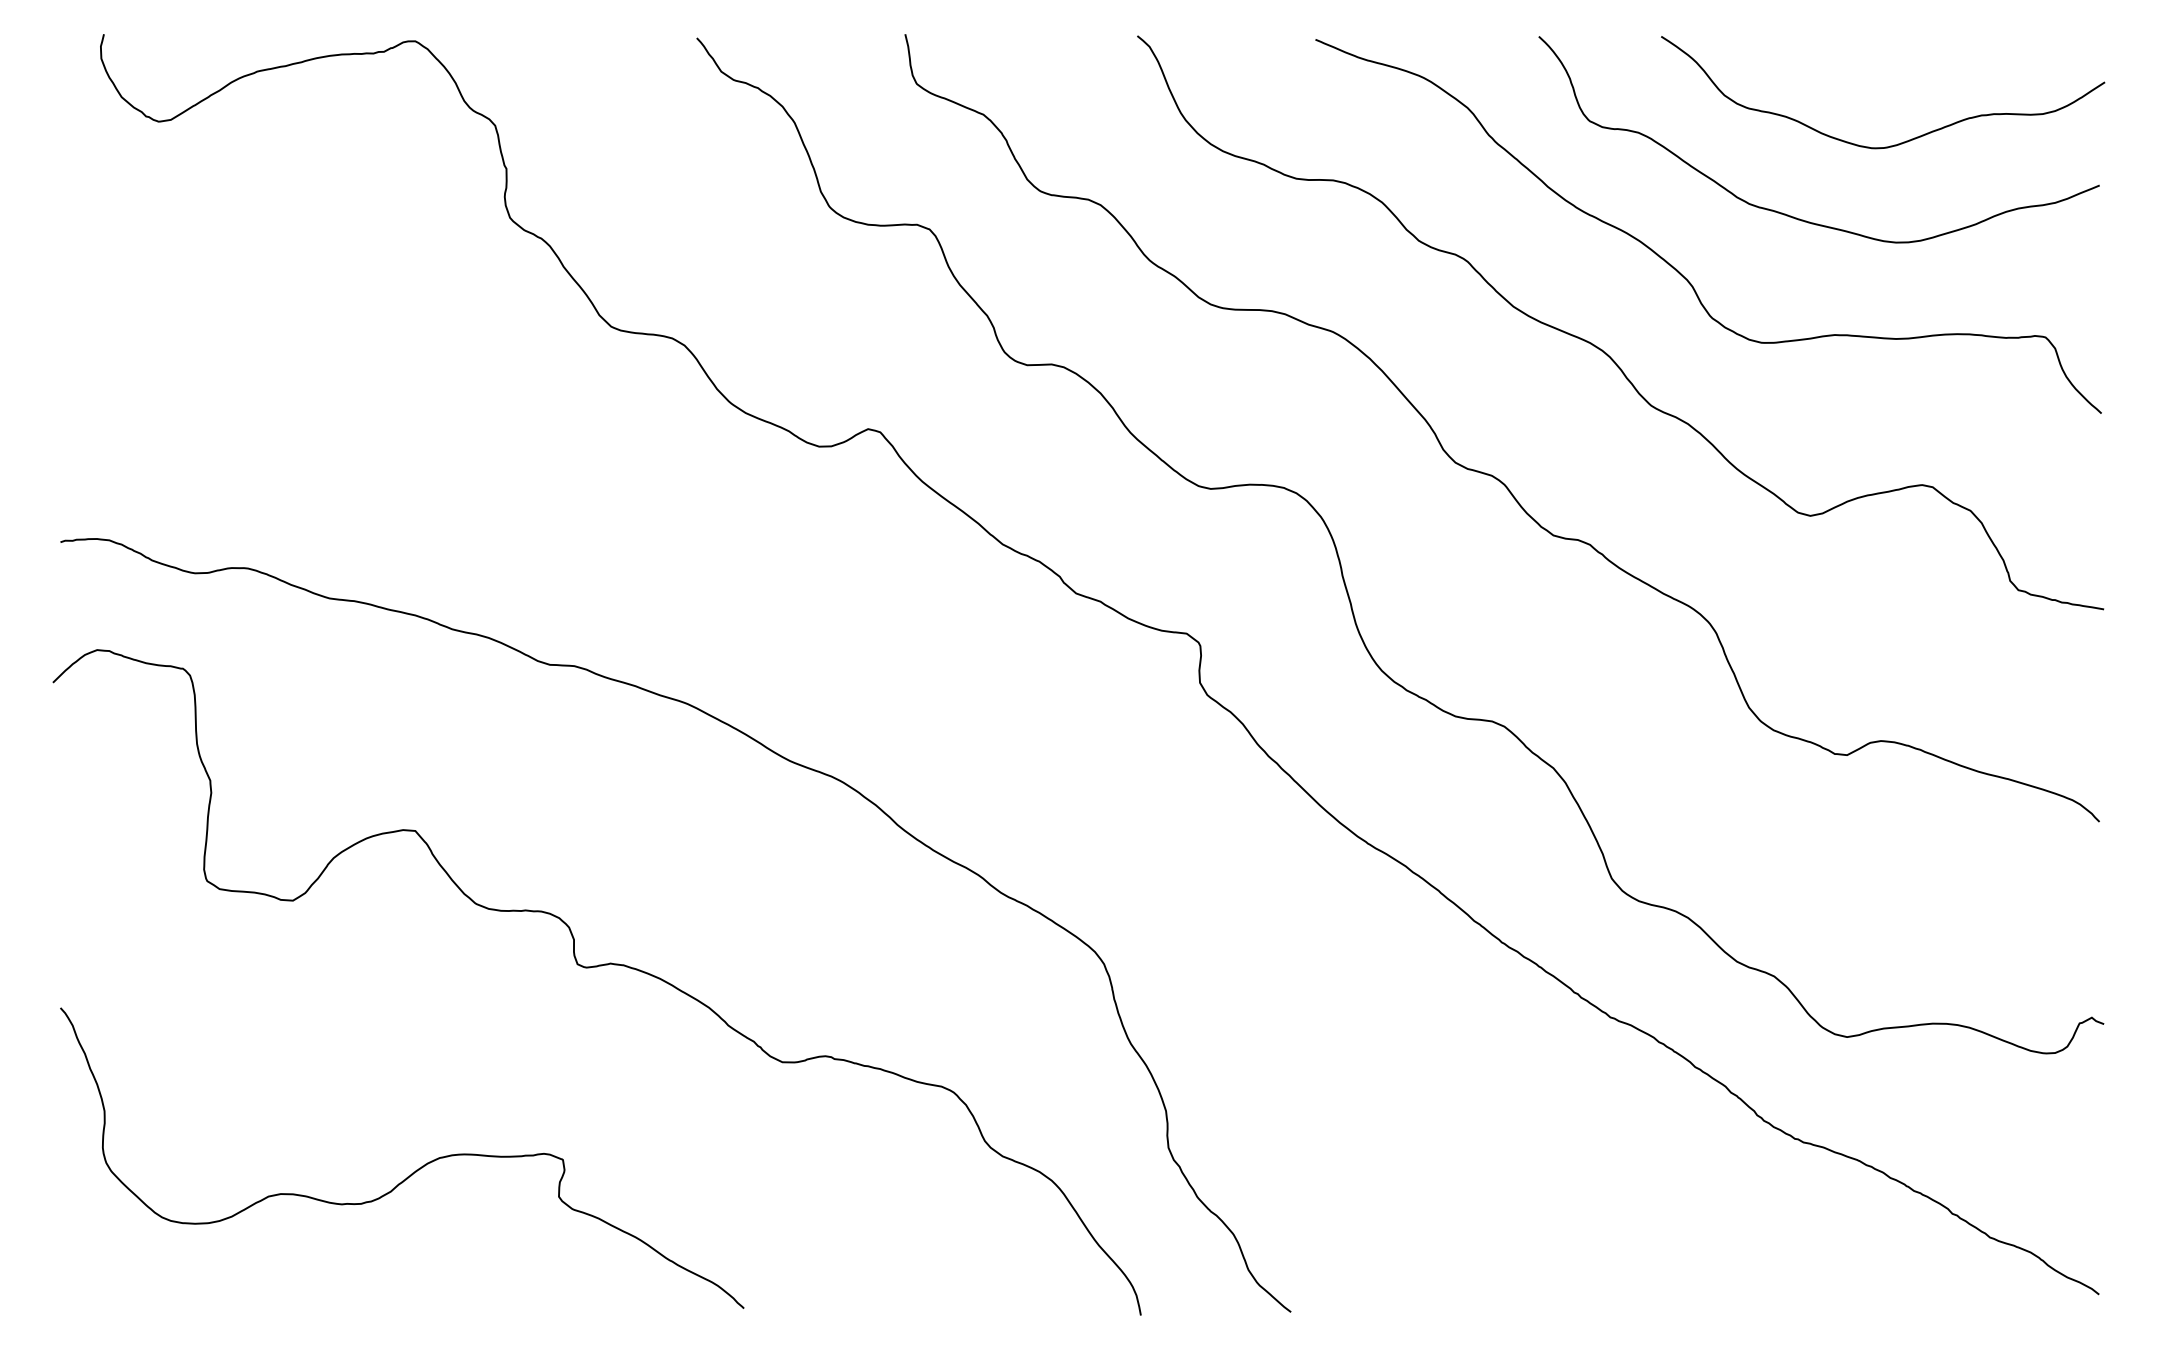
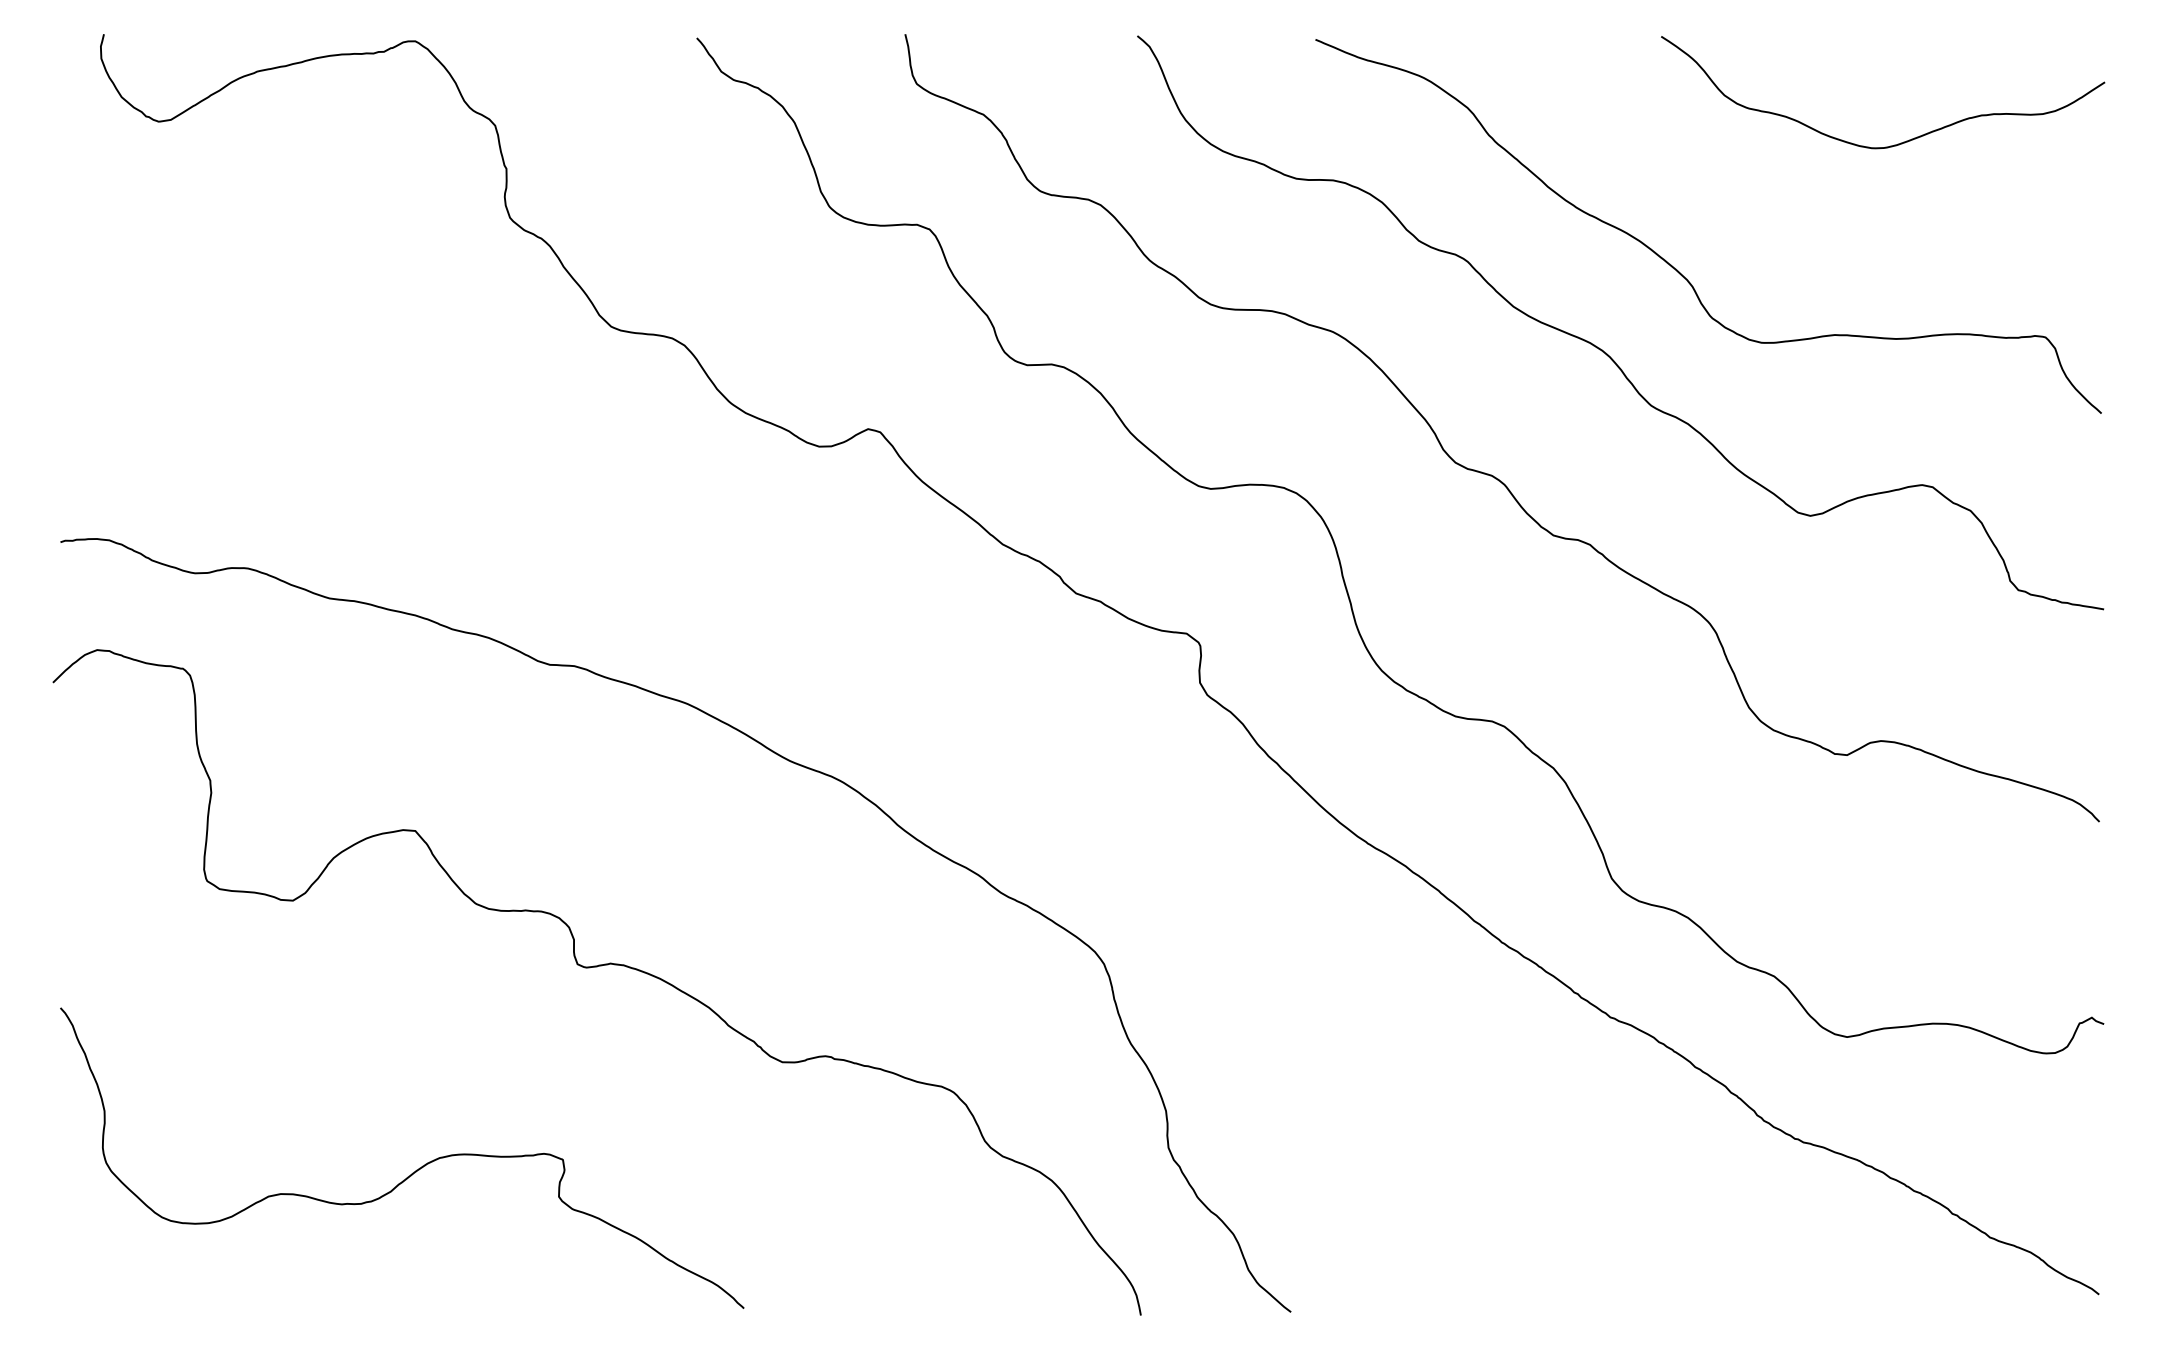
curve: present -> none (1788, 214)
